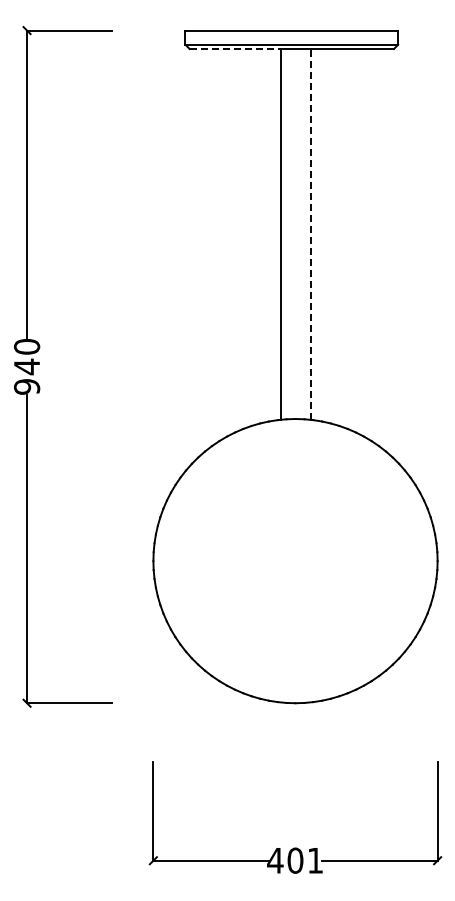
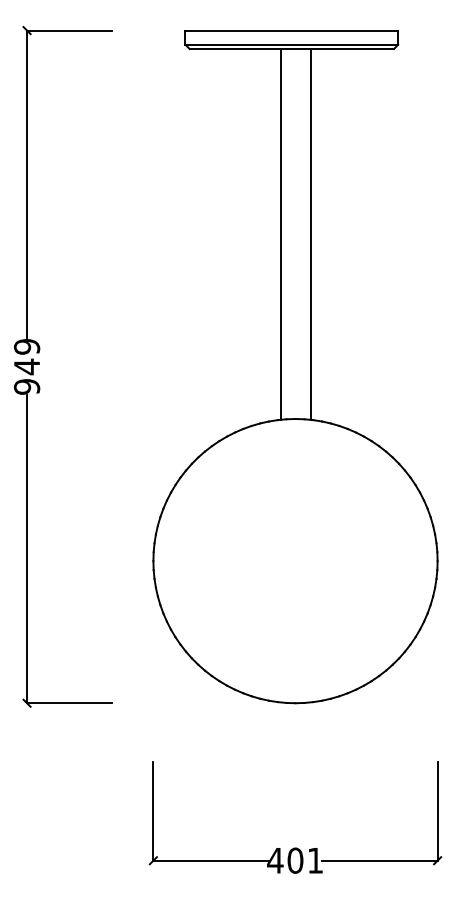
line: dashed -> solid (235, 49)
line: dashed -> solid (311, 233)
text: 940 -> 949 (27, 346)
